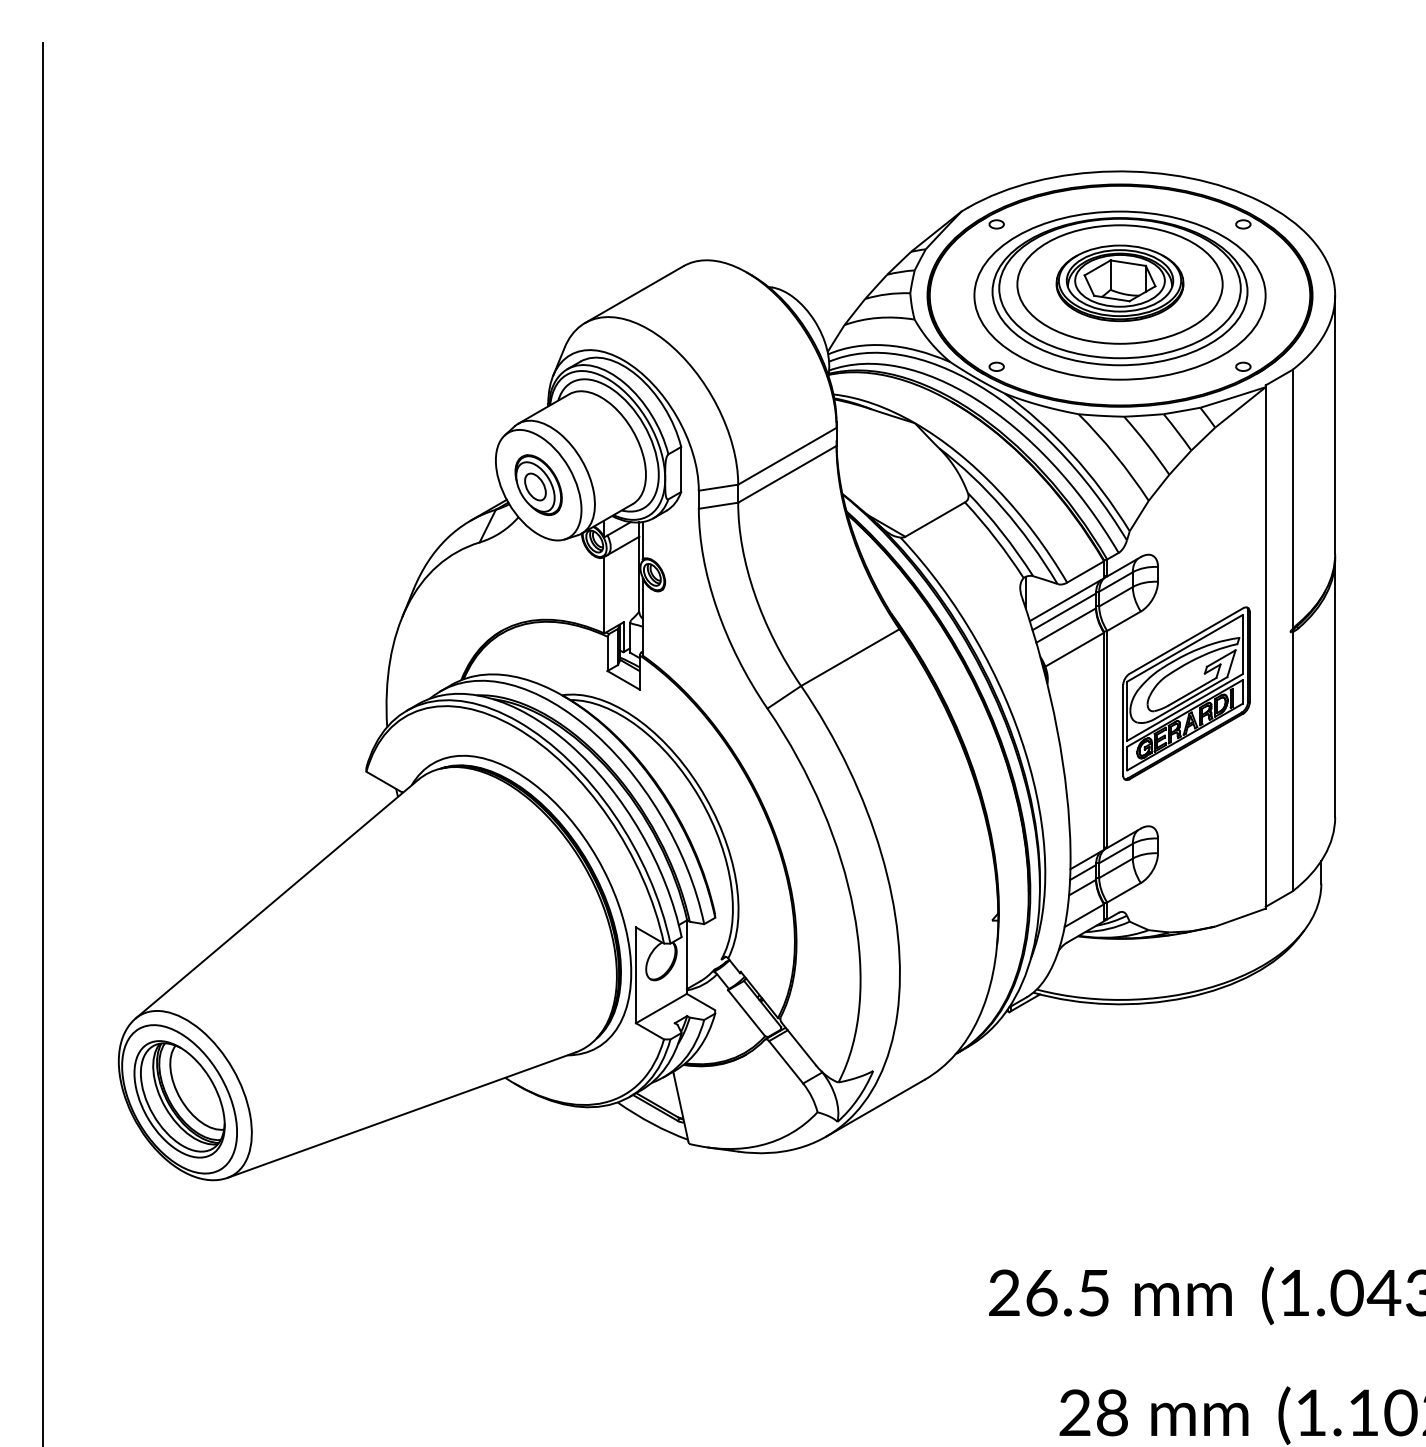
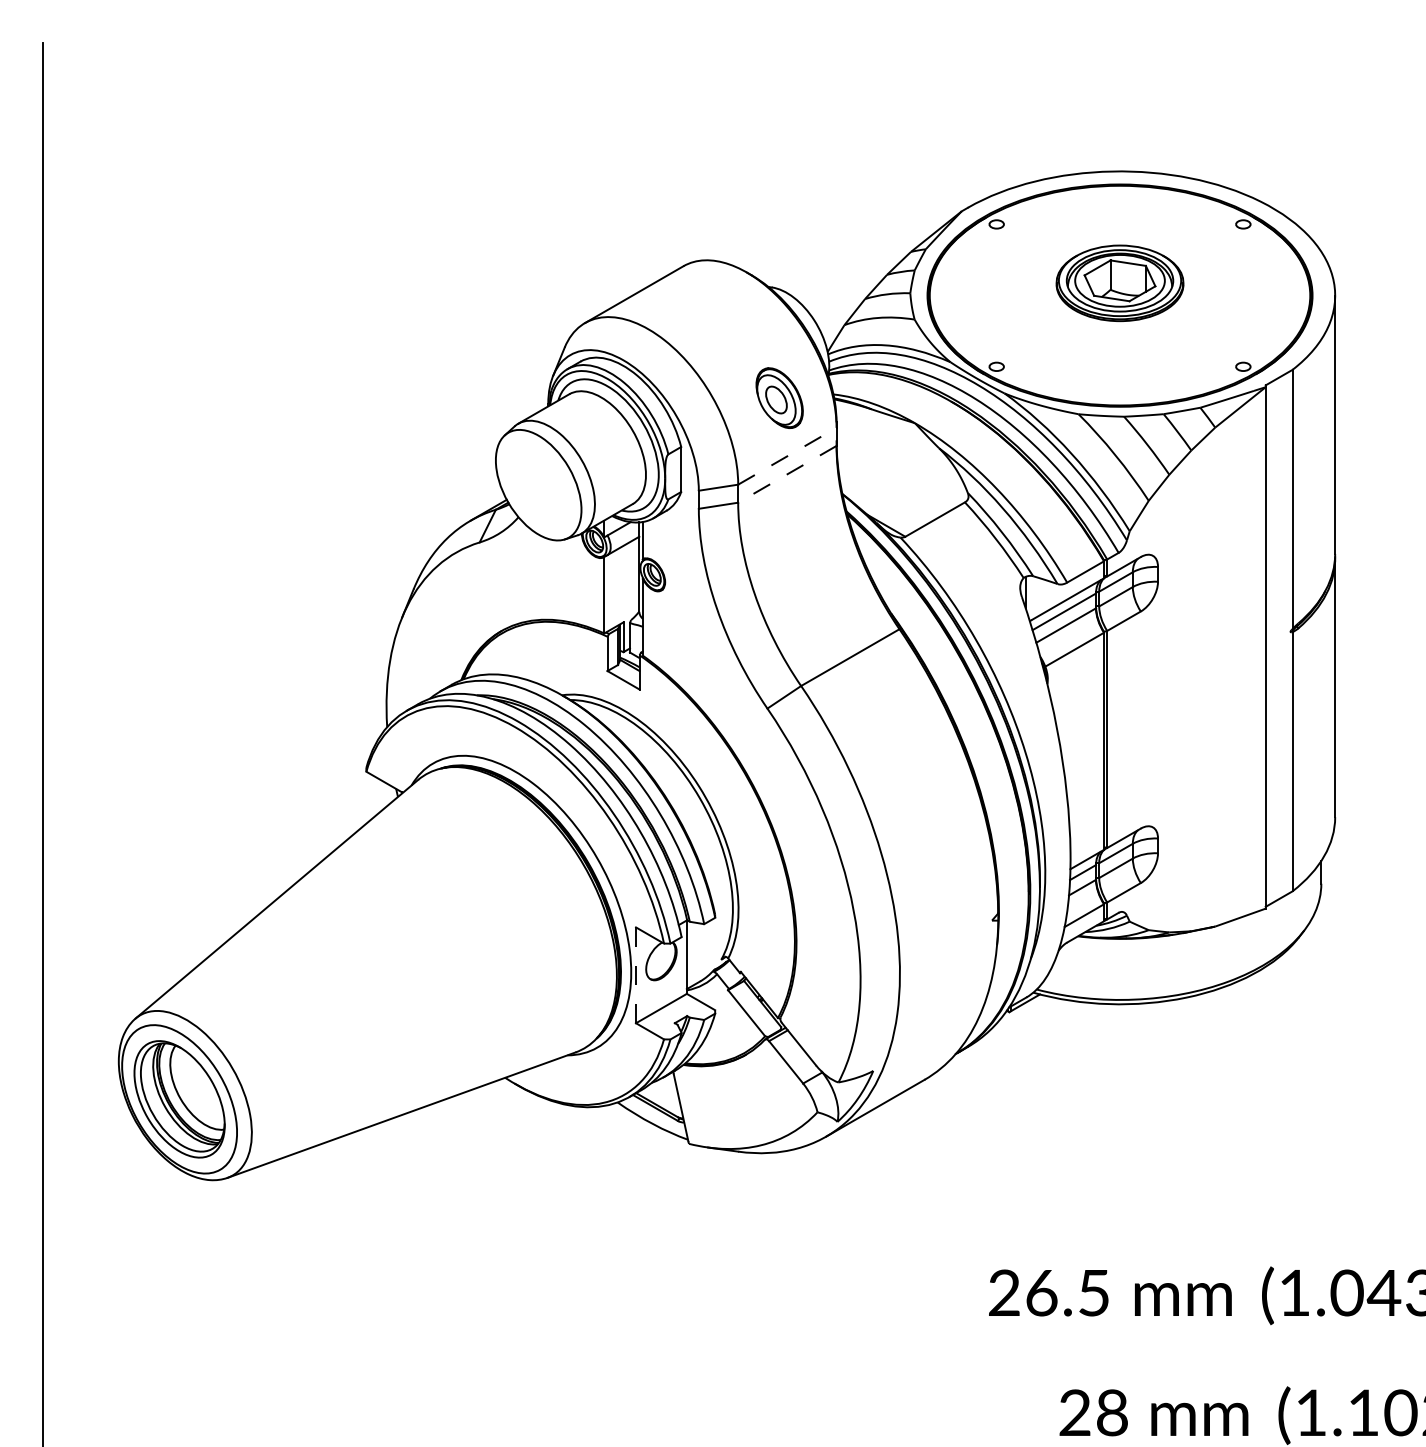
part: present -> none (1119, 295)
line: solid -> dashed (787, 456)
line: solid -> dashed (787, 474)
part position: (538, 484) -> (779, 397) (779, 397)
part: present -> none (1186, 693)
line: solid -> dashed (636, 975)
